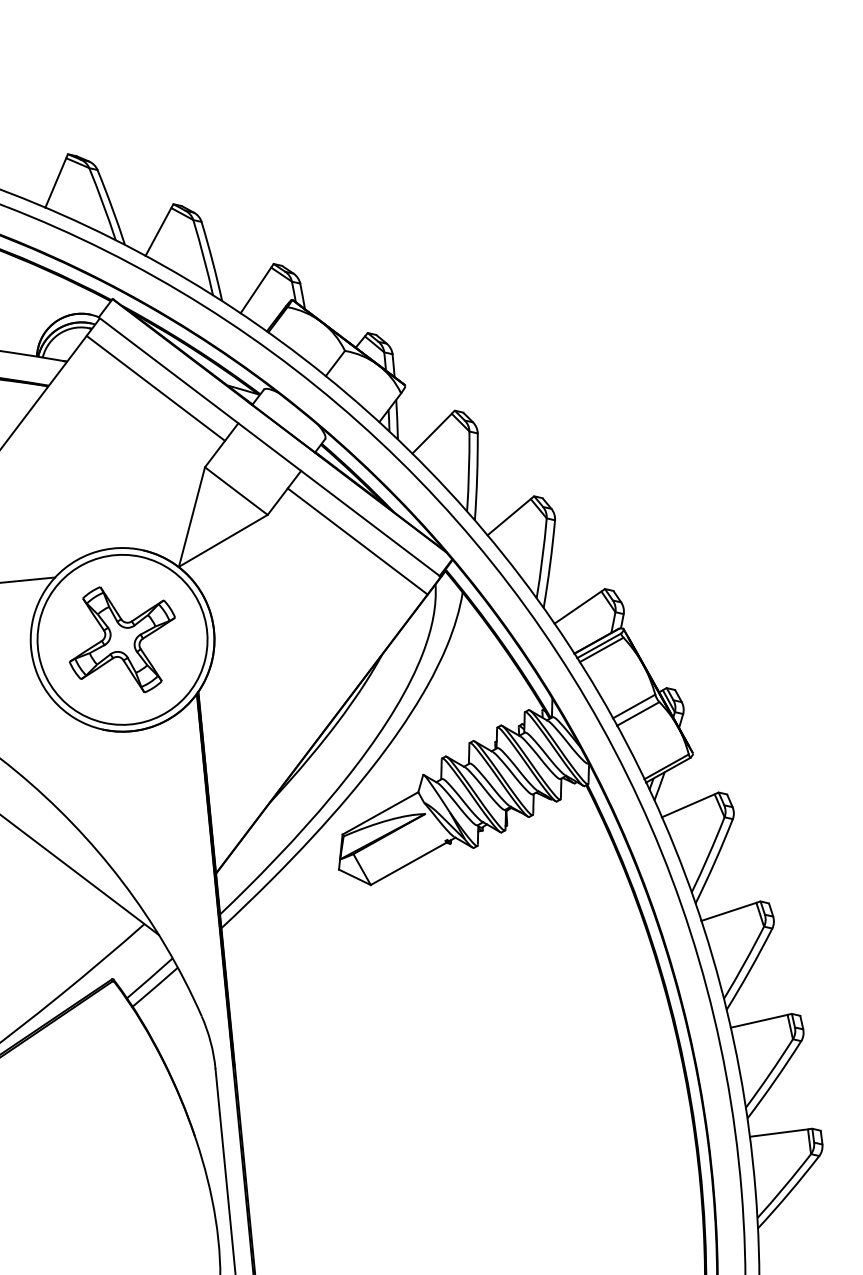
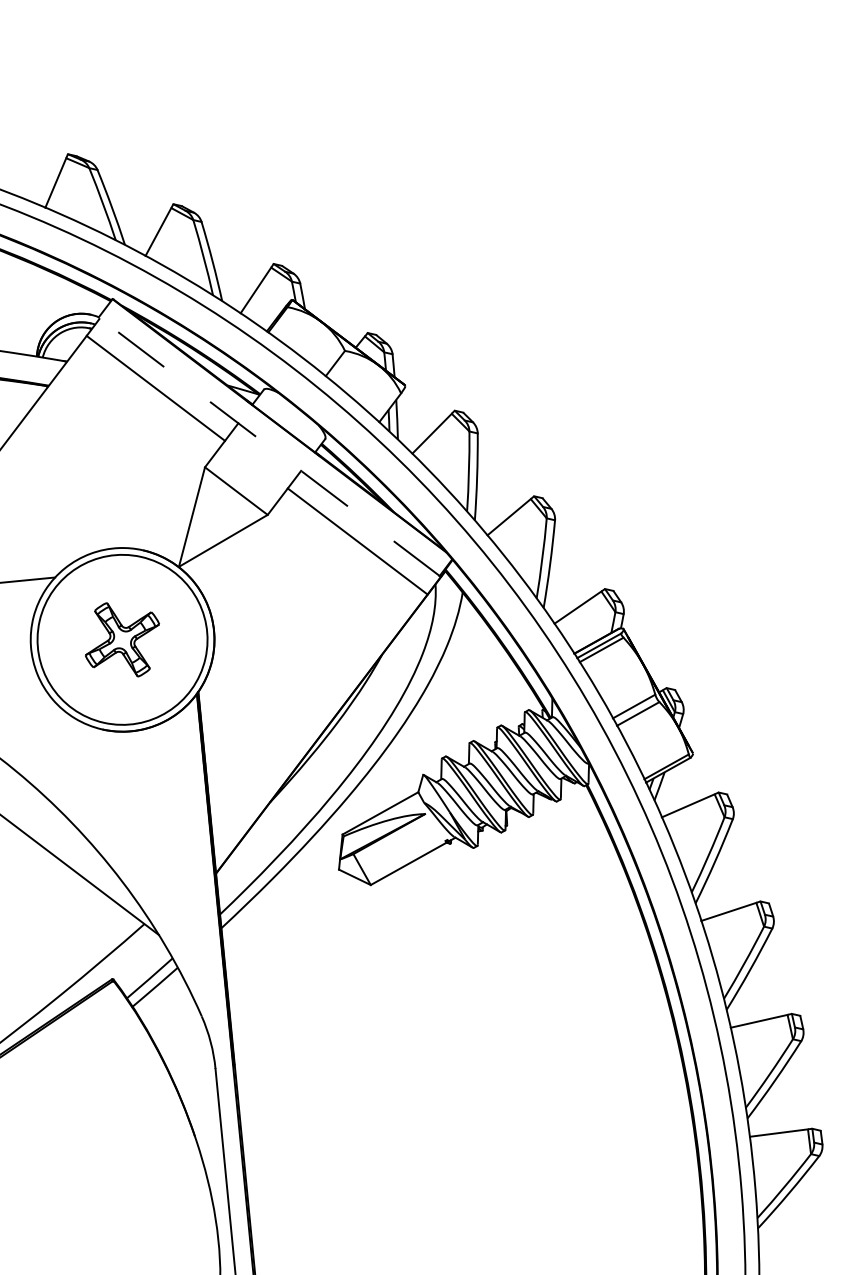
line: solid -> dashed (269, 446)
part size: 107x108 px -> 75x76 px (122, 639)
